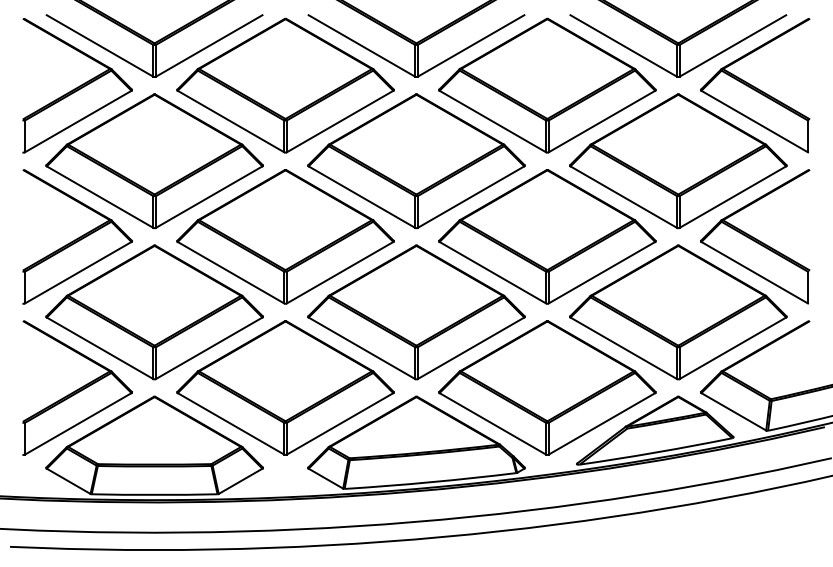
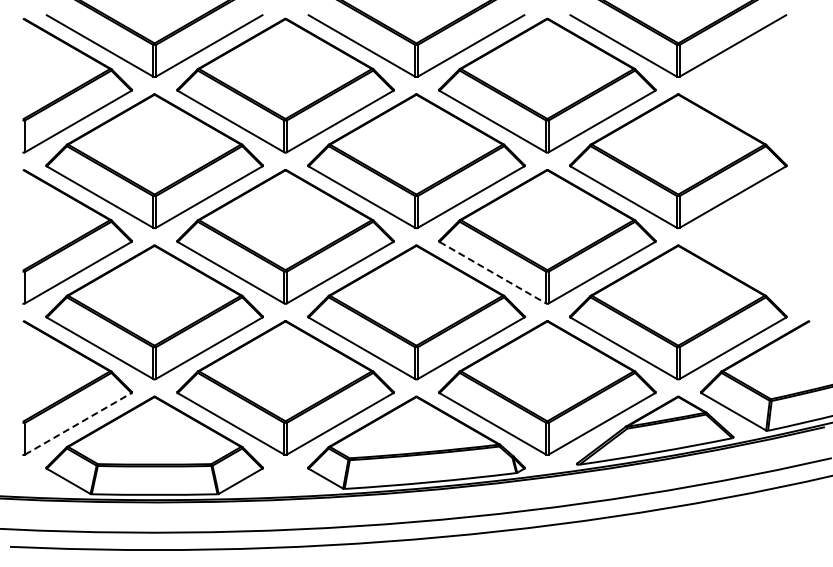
part: present -> none (755, 85)
part: present -> none (755, 236)
line: solid -> dashed (492, 272)
line: solid -> dashed (78, 423)
